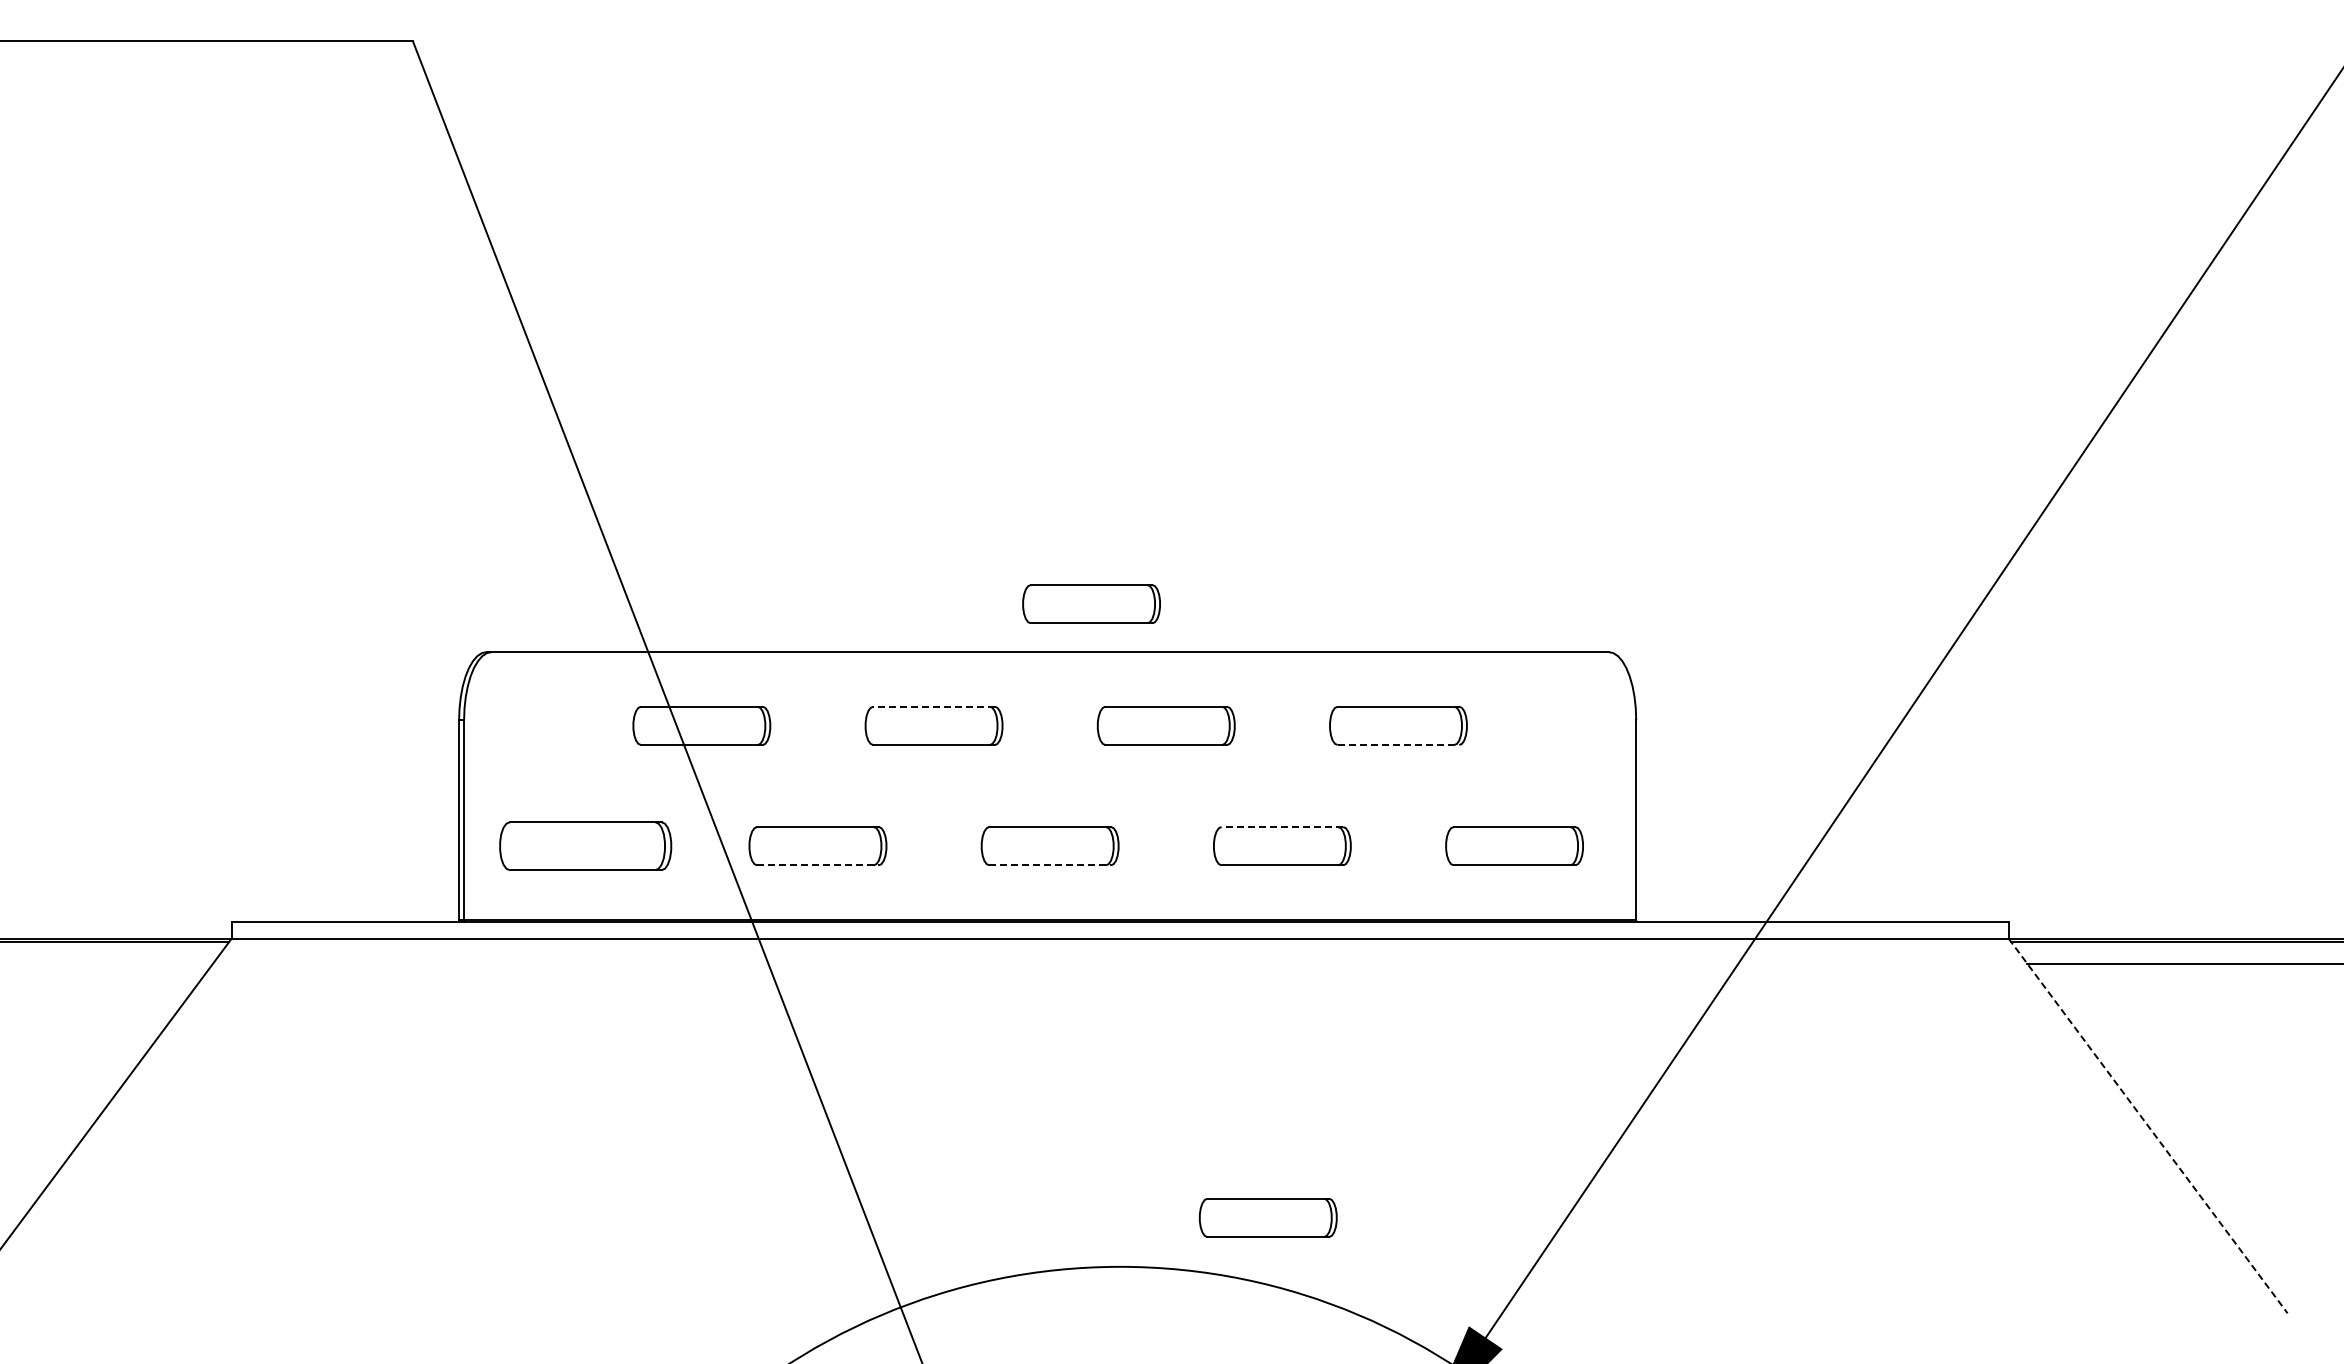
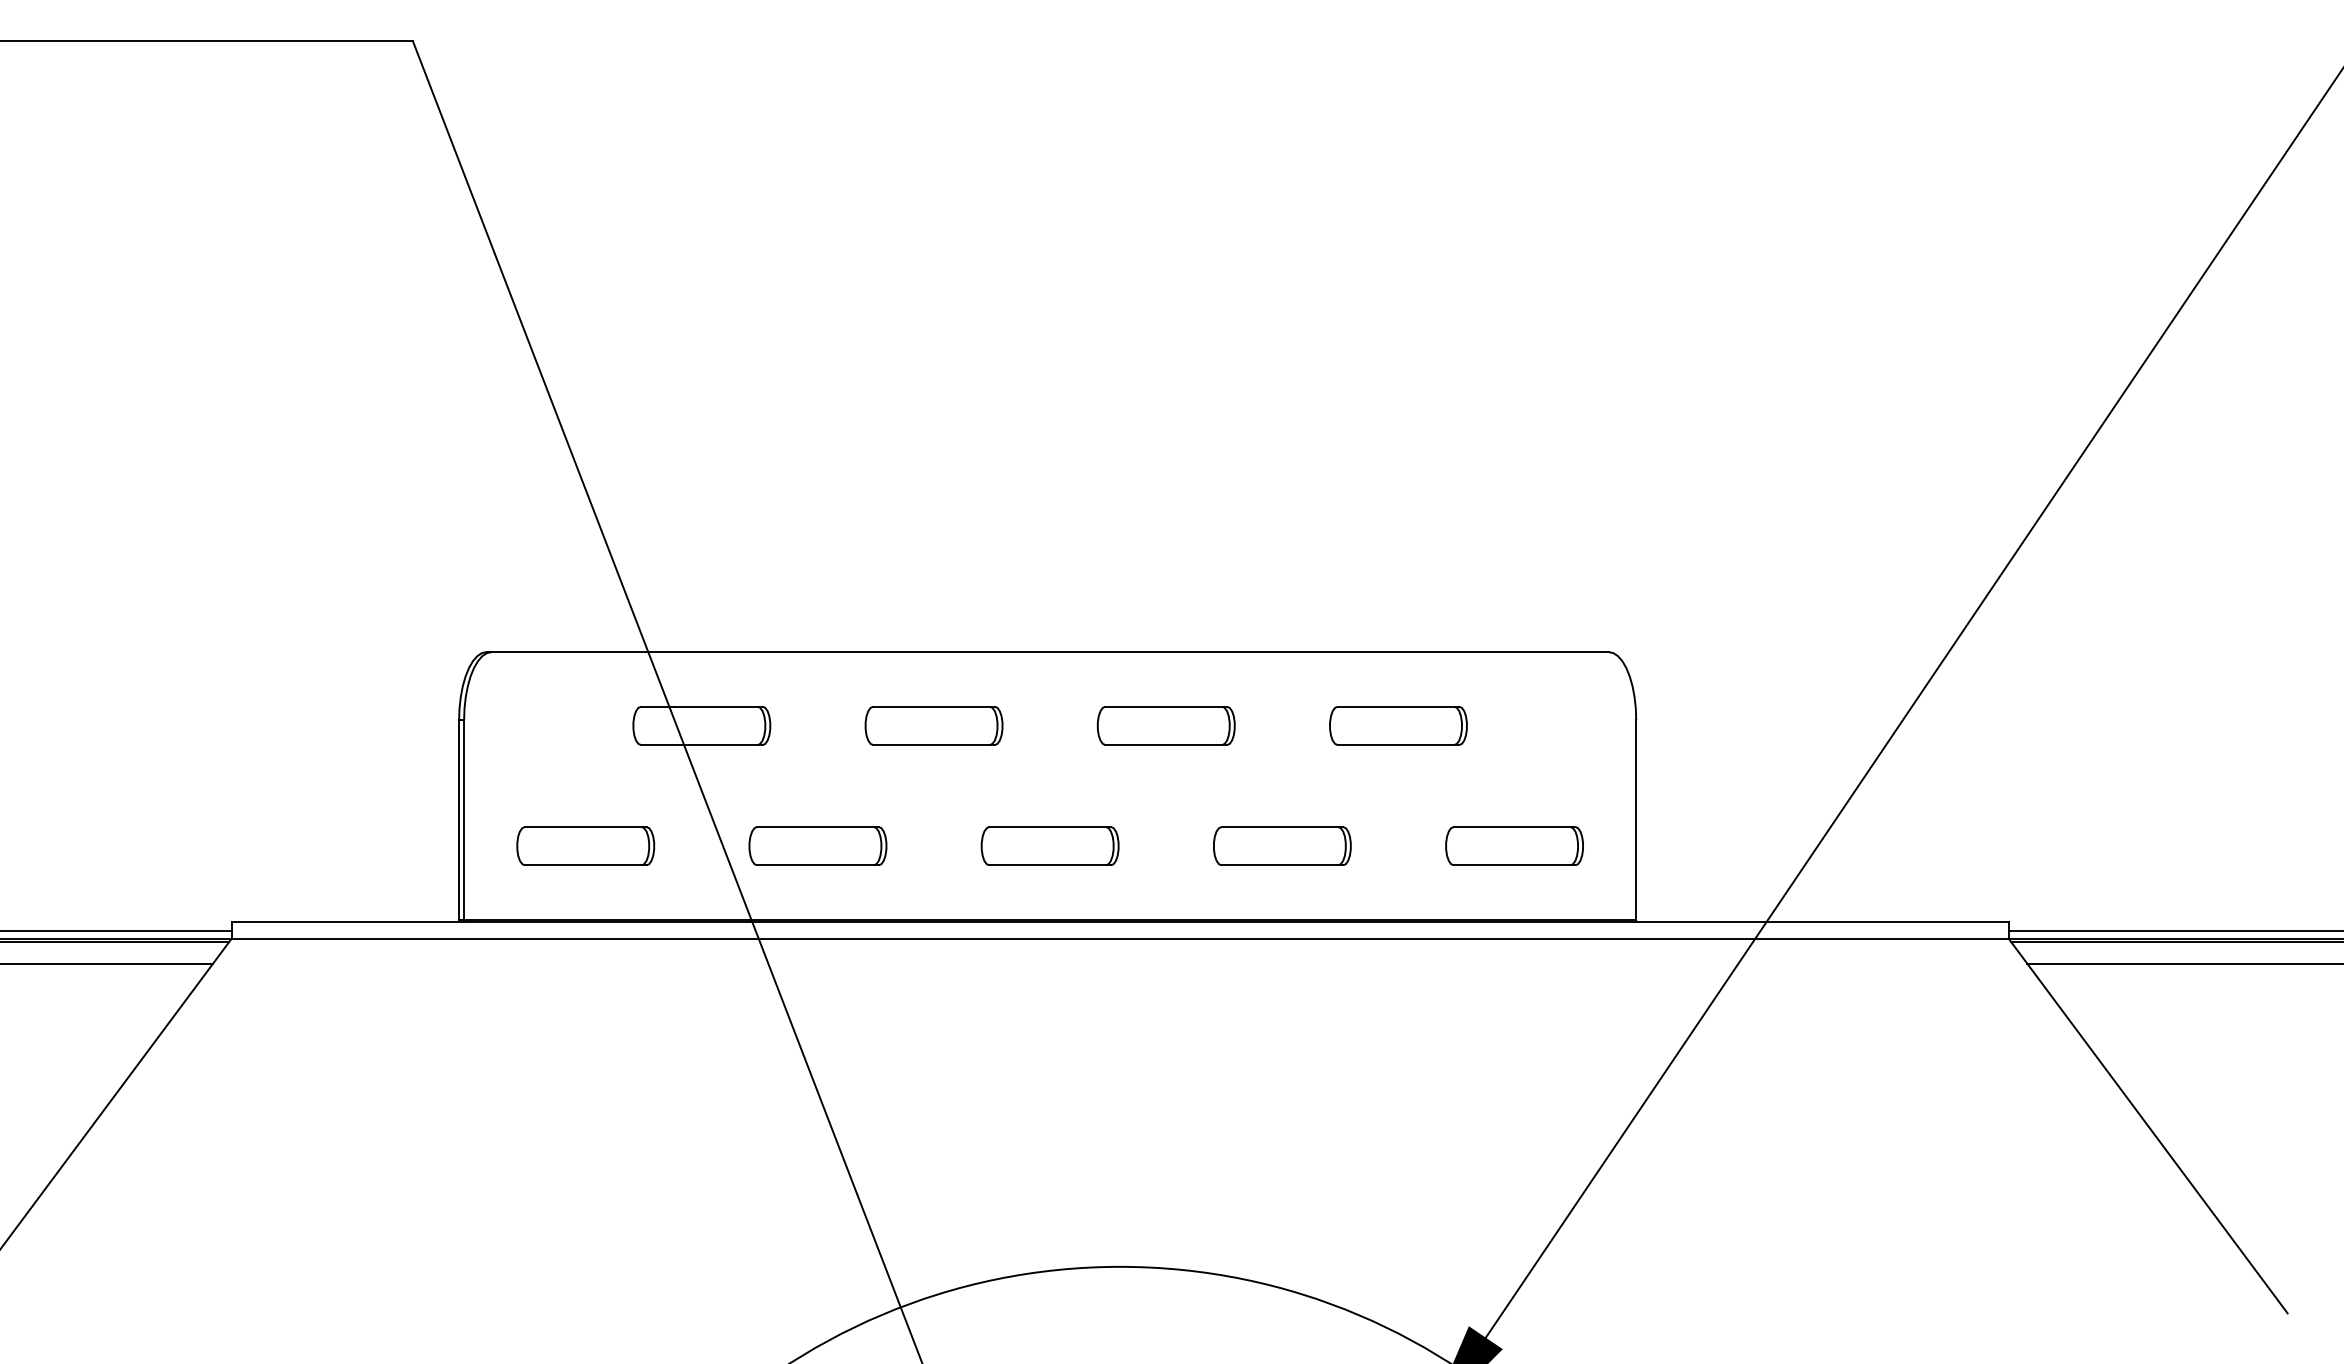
part: present -> none (1091, 603)
line: dashed -> solid (934, 706)
line: dashed -> solid (1398, 745)
line: dashed -> solid (1282, 827)
part size: 174x50 px -> 140x40 px (585, 845)
line: dashed -> solid (817, 865)
line: dashed -> solid (1050, 865)
line: none -> present (116, 930)
line: none -> present (2174, 930)
line: none -> present (107, 963)
line: dashed -> solid (2148, 1126)
part: present -> none (1267, 1217)
